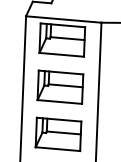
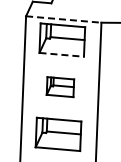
line: solid -> dashed (63, 19)
line: solid -> dashed (62, 54)
part size: 49x36 px -> 31x23 px (60, 87)
